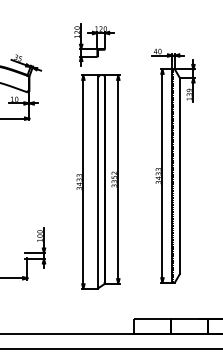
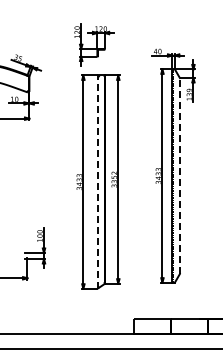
line: solid -> dashed (179, 175)
line: solid -> dashed (97, 182)
